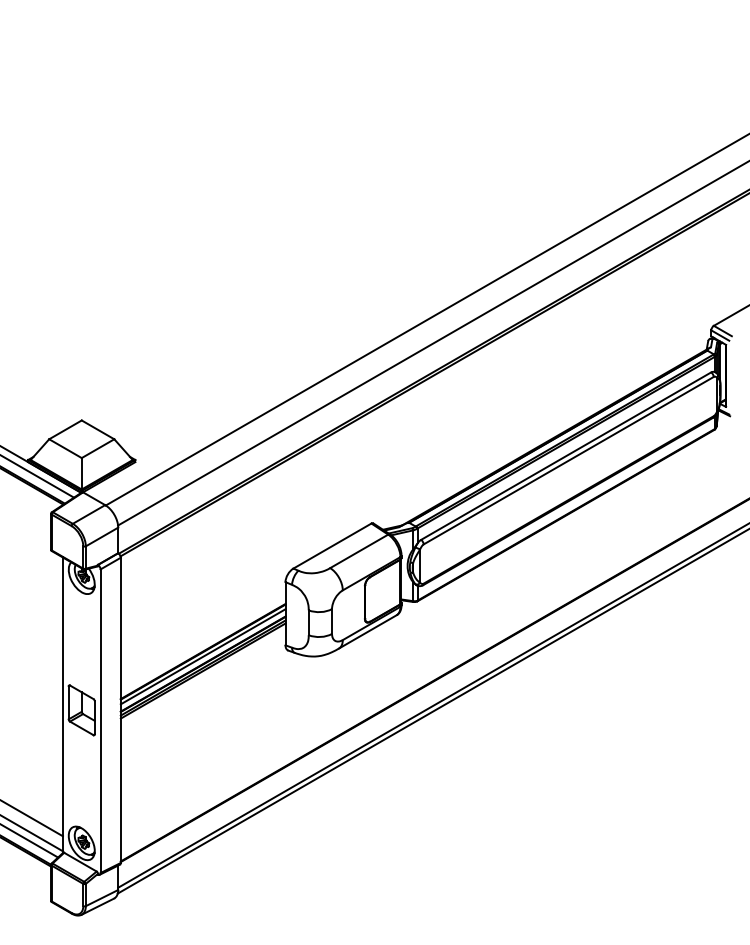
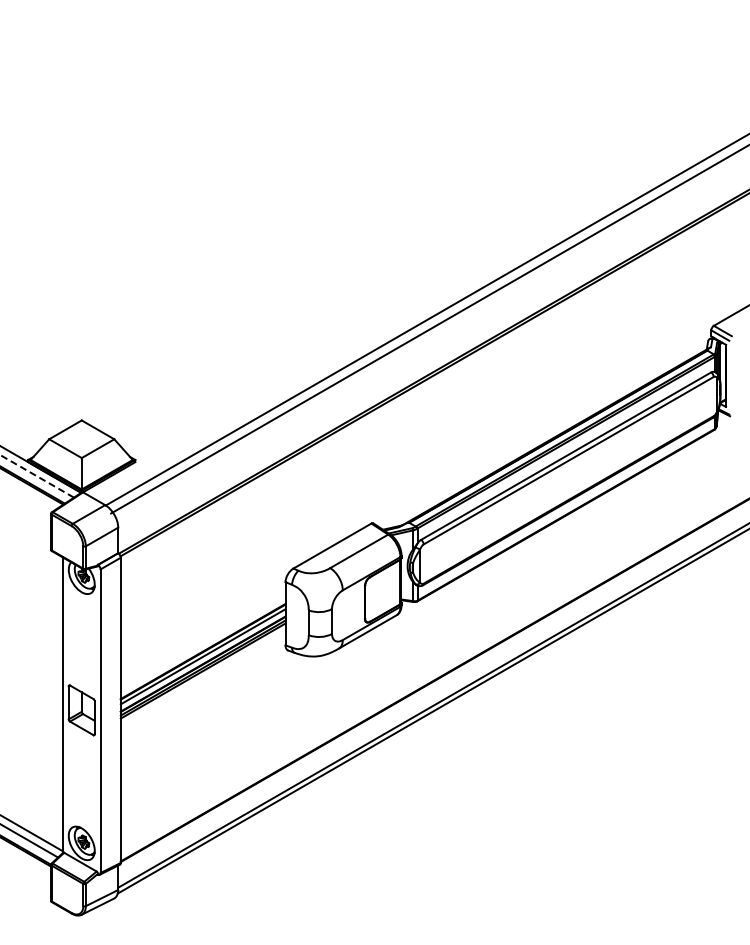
line position: (432, 343) -> (428, 329) (428, 329)
line: solid -> dashed (36, 476)
line: present -> none (32, 818)
